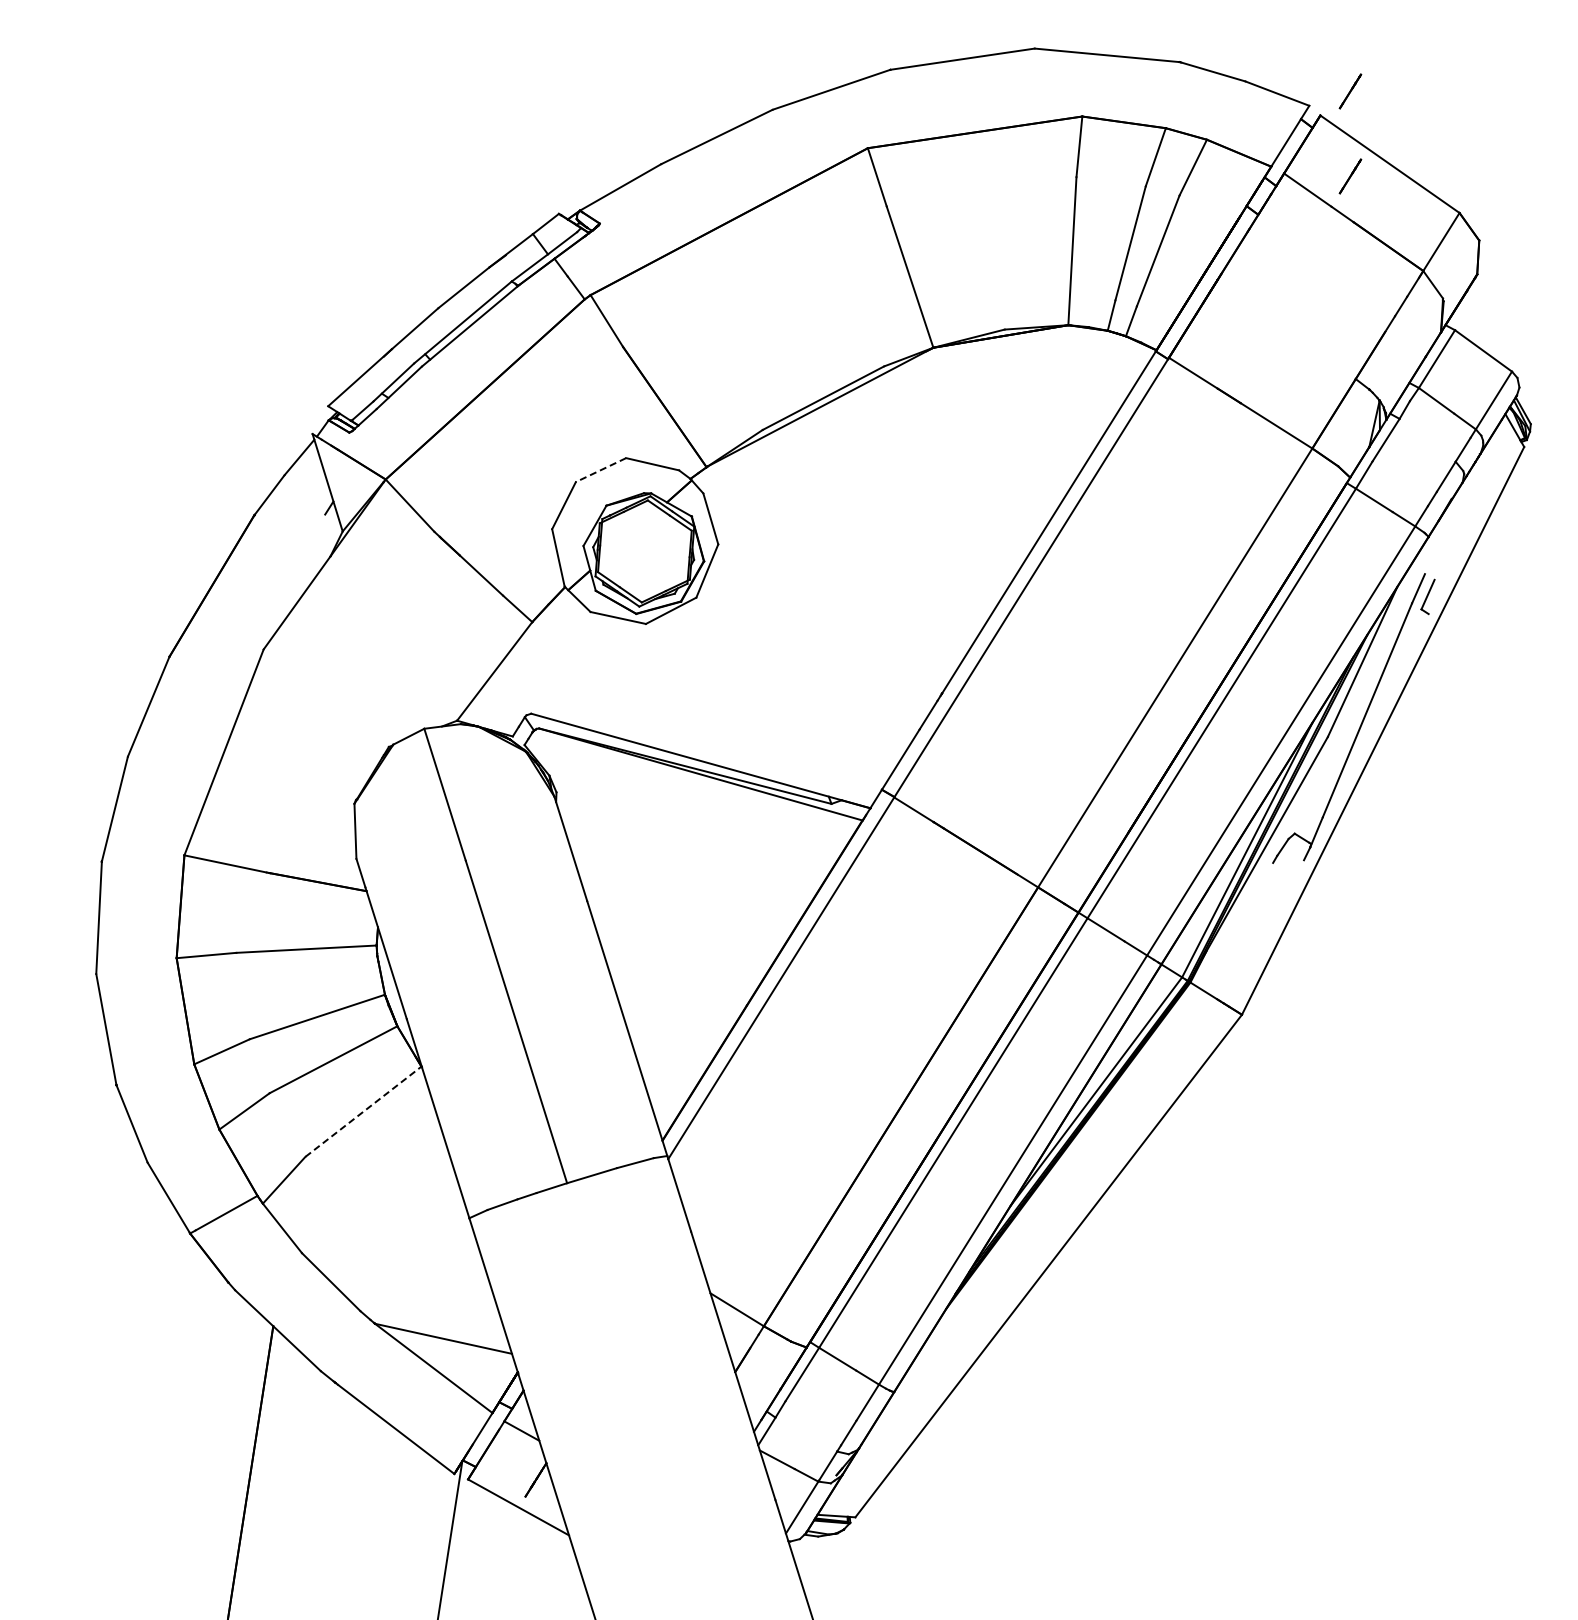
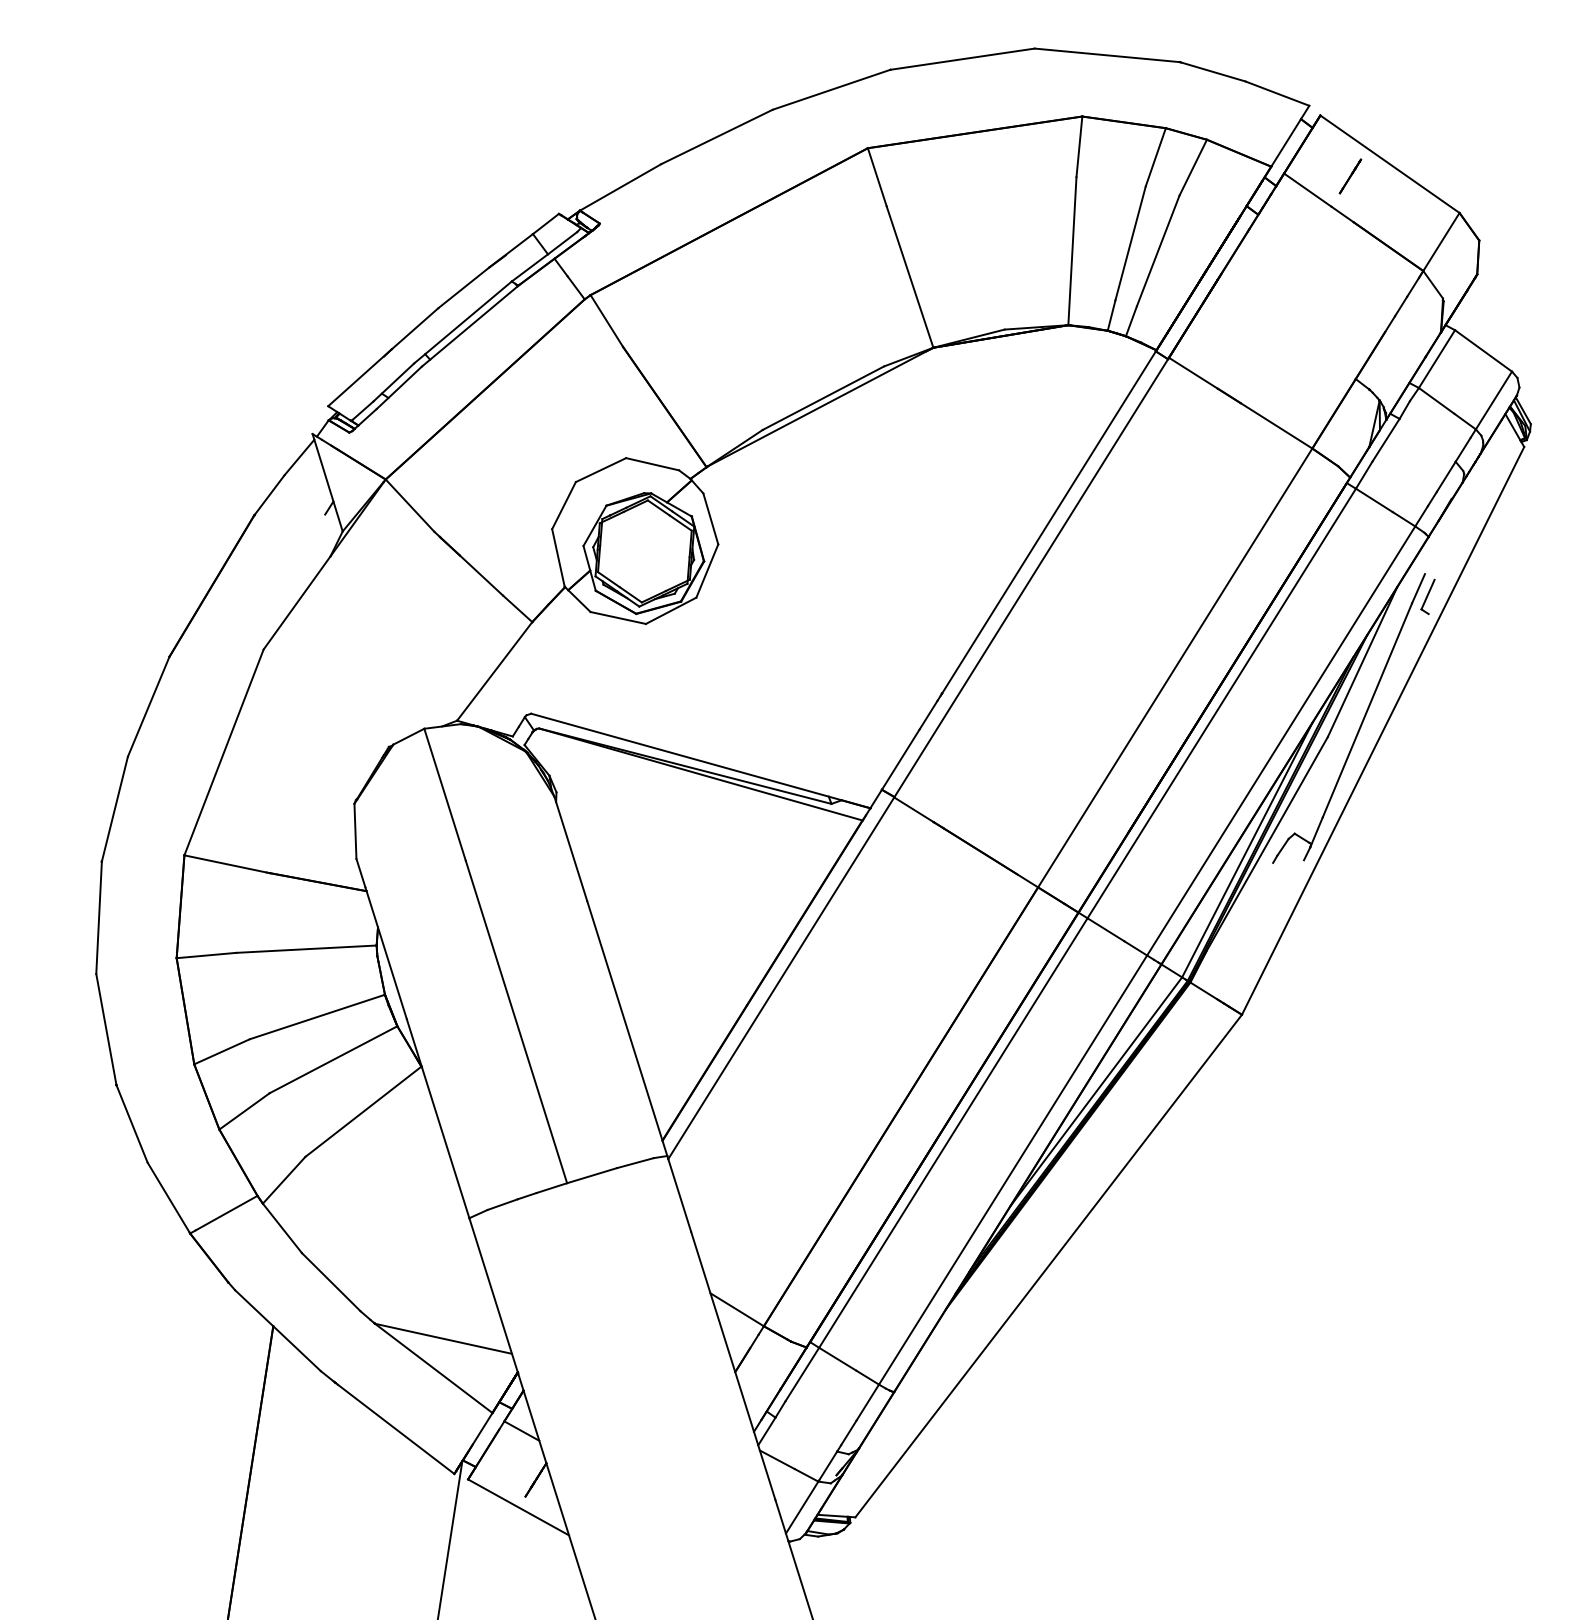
line: present -> none (1350, 91)
line: dashed -> solid (601, 470)
line: dashed -> solid (363, 1111)
